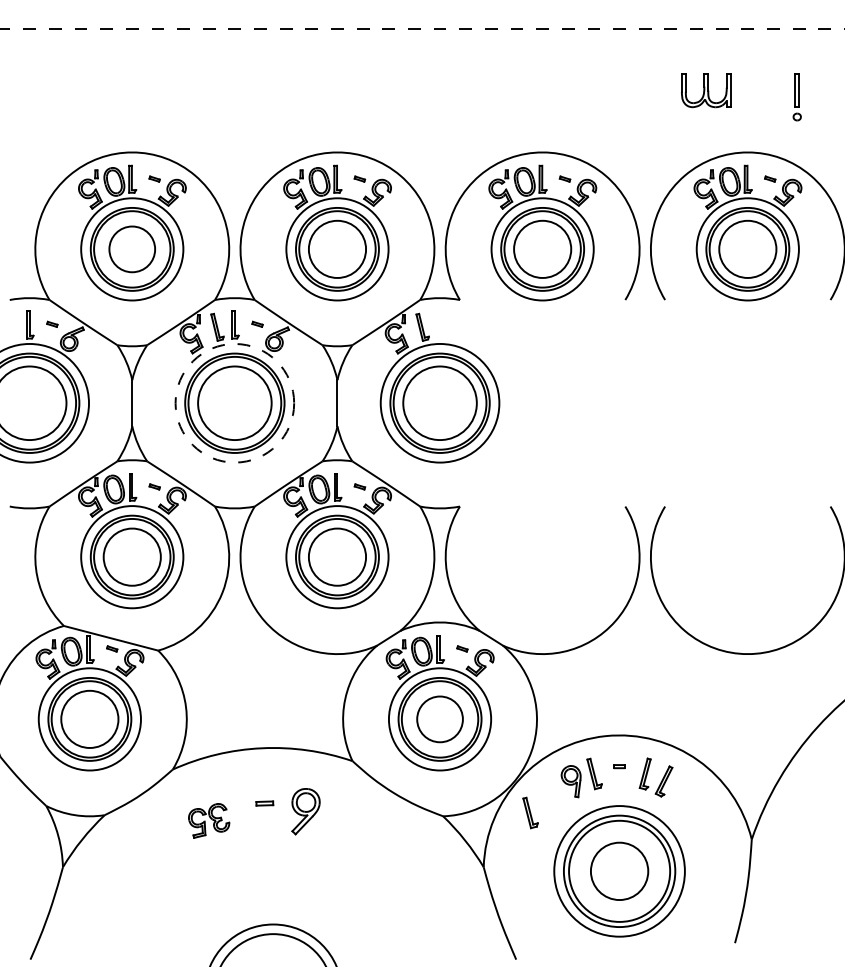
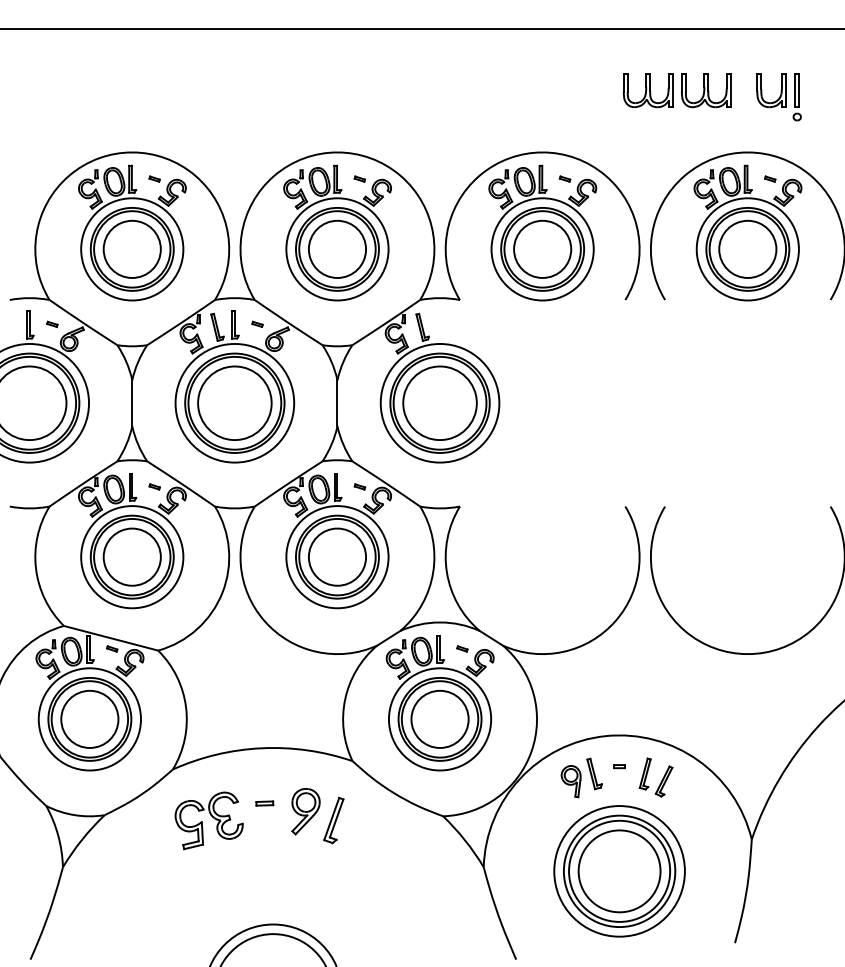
line: dashed -> solid (421, 29)
part: none -> present (647, 90)
part: none -> present (762, 90)
circle diameter: 46 px -> 57 px (131, 248)
circle: dashed -> solid (234, 402)
circle diameter: 46 px -> 57 px (439, 718)
part: present -> none (530, 812)
part size: 43x36 px -> 70x60 px (208, 820)
part: none -> present (333, 820)
circle diameter: 57 px -> 82 px (619, 871)
